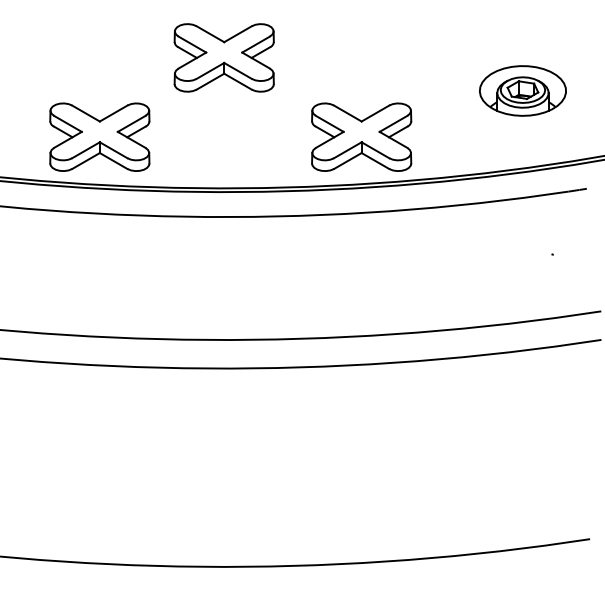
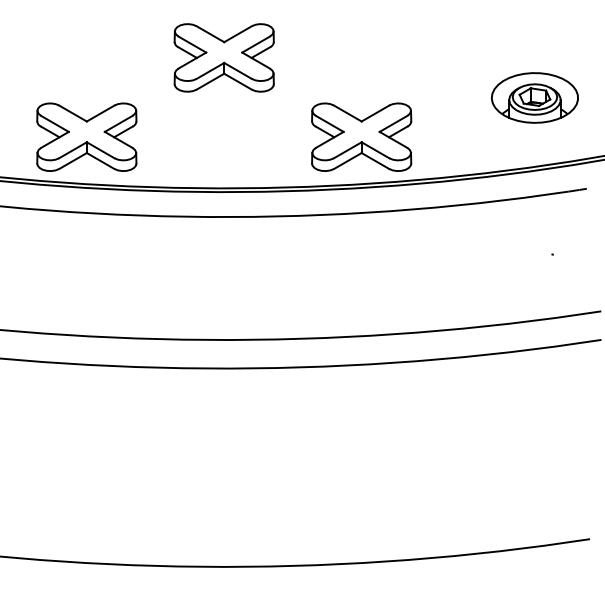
part position: (522, 90) -> (534, 97) (534, 97)
part position: (99, 136) -> (86, 136) (86, 136)
